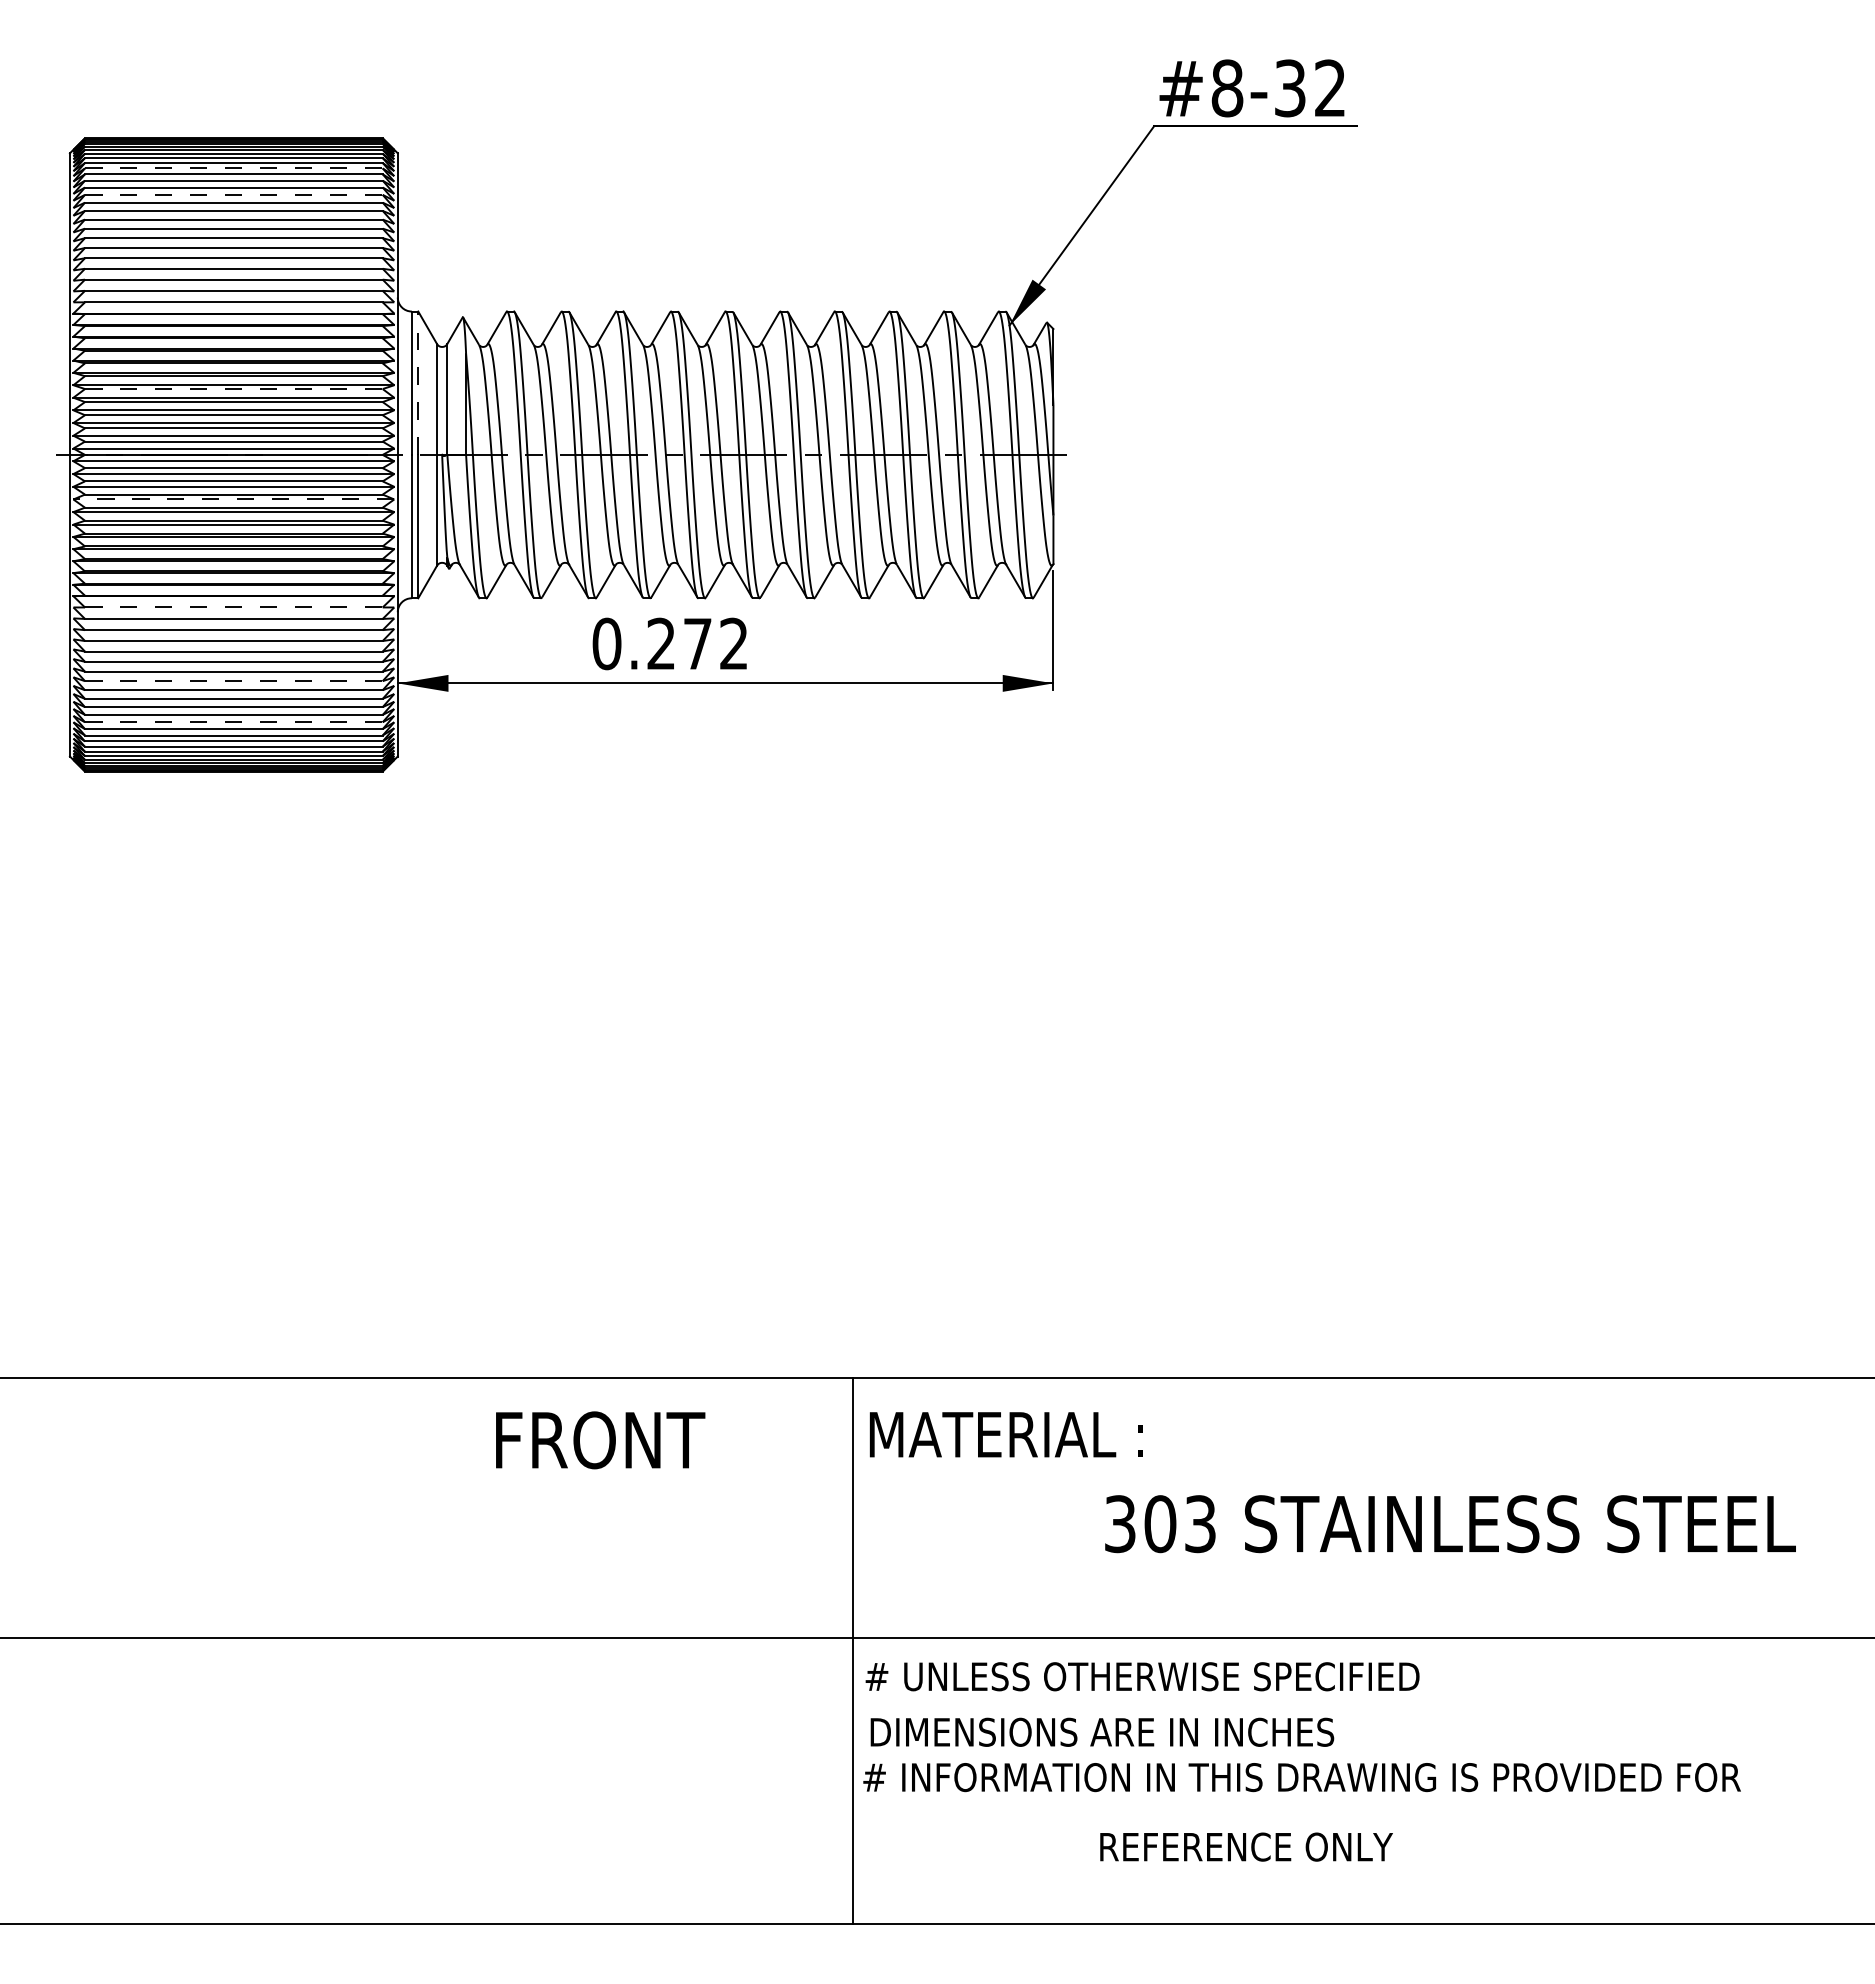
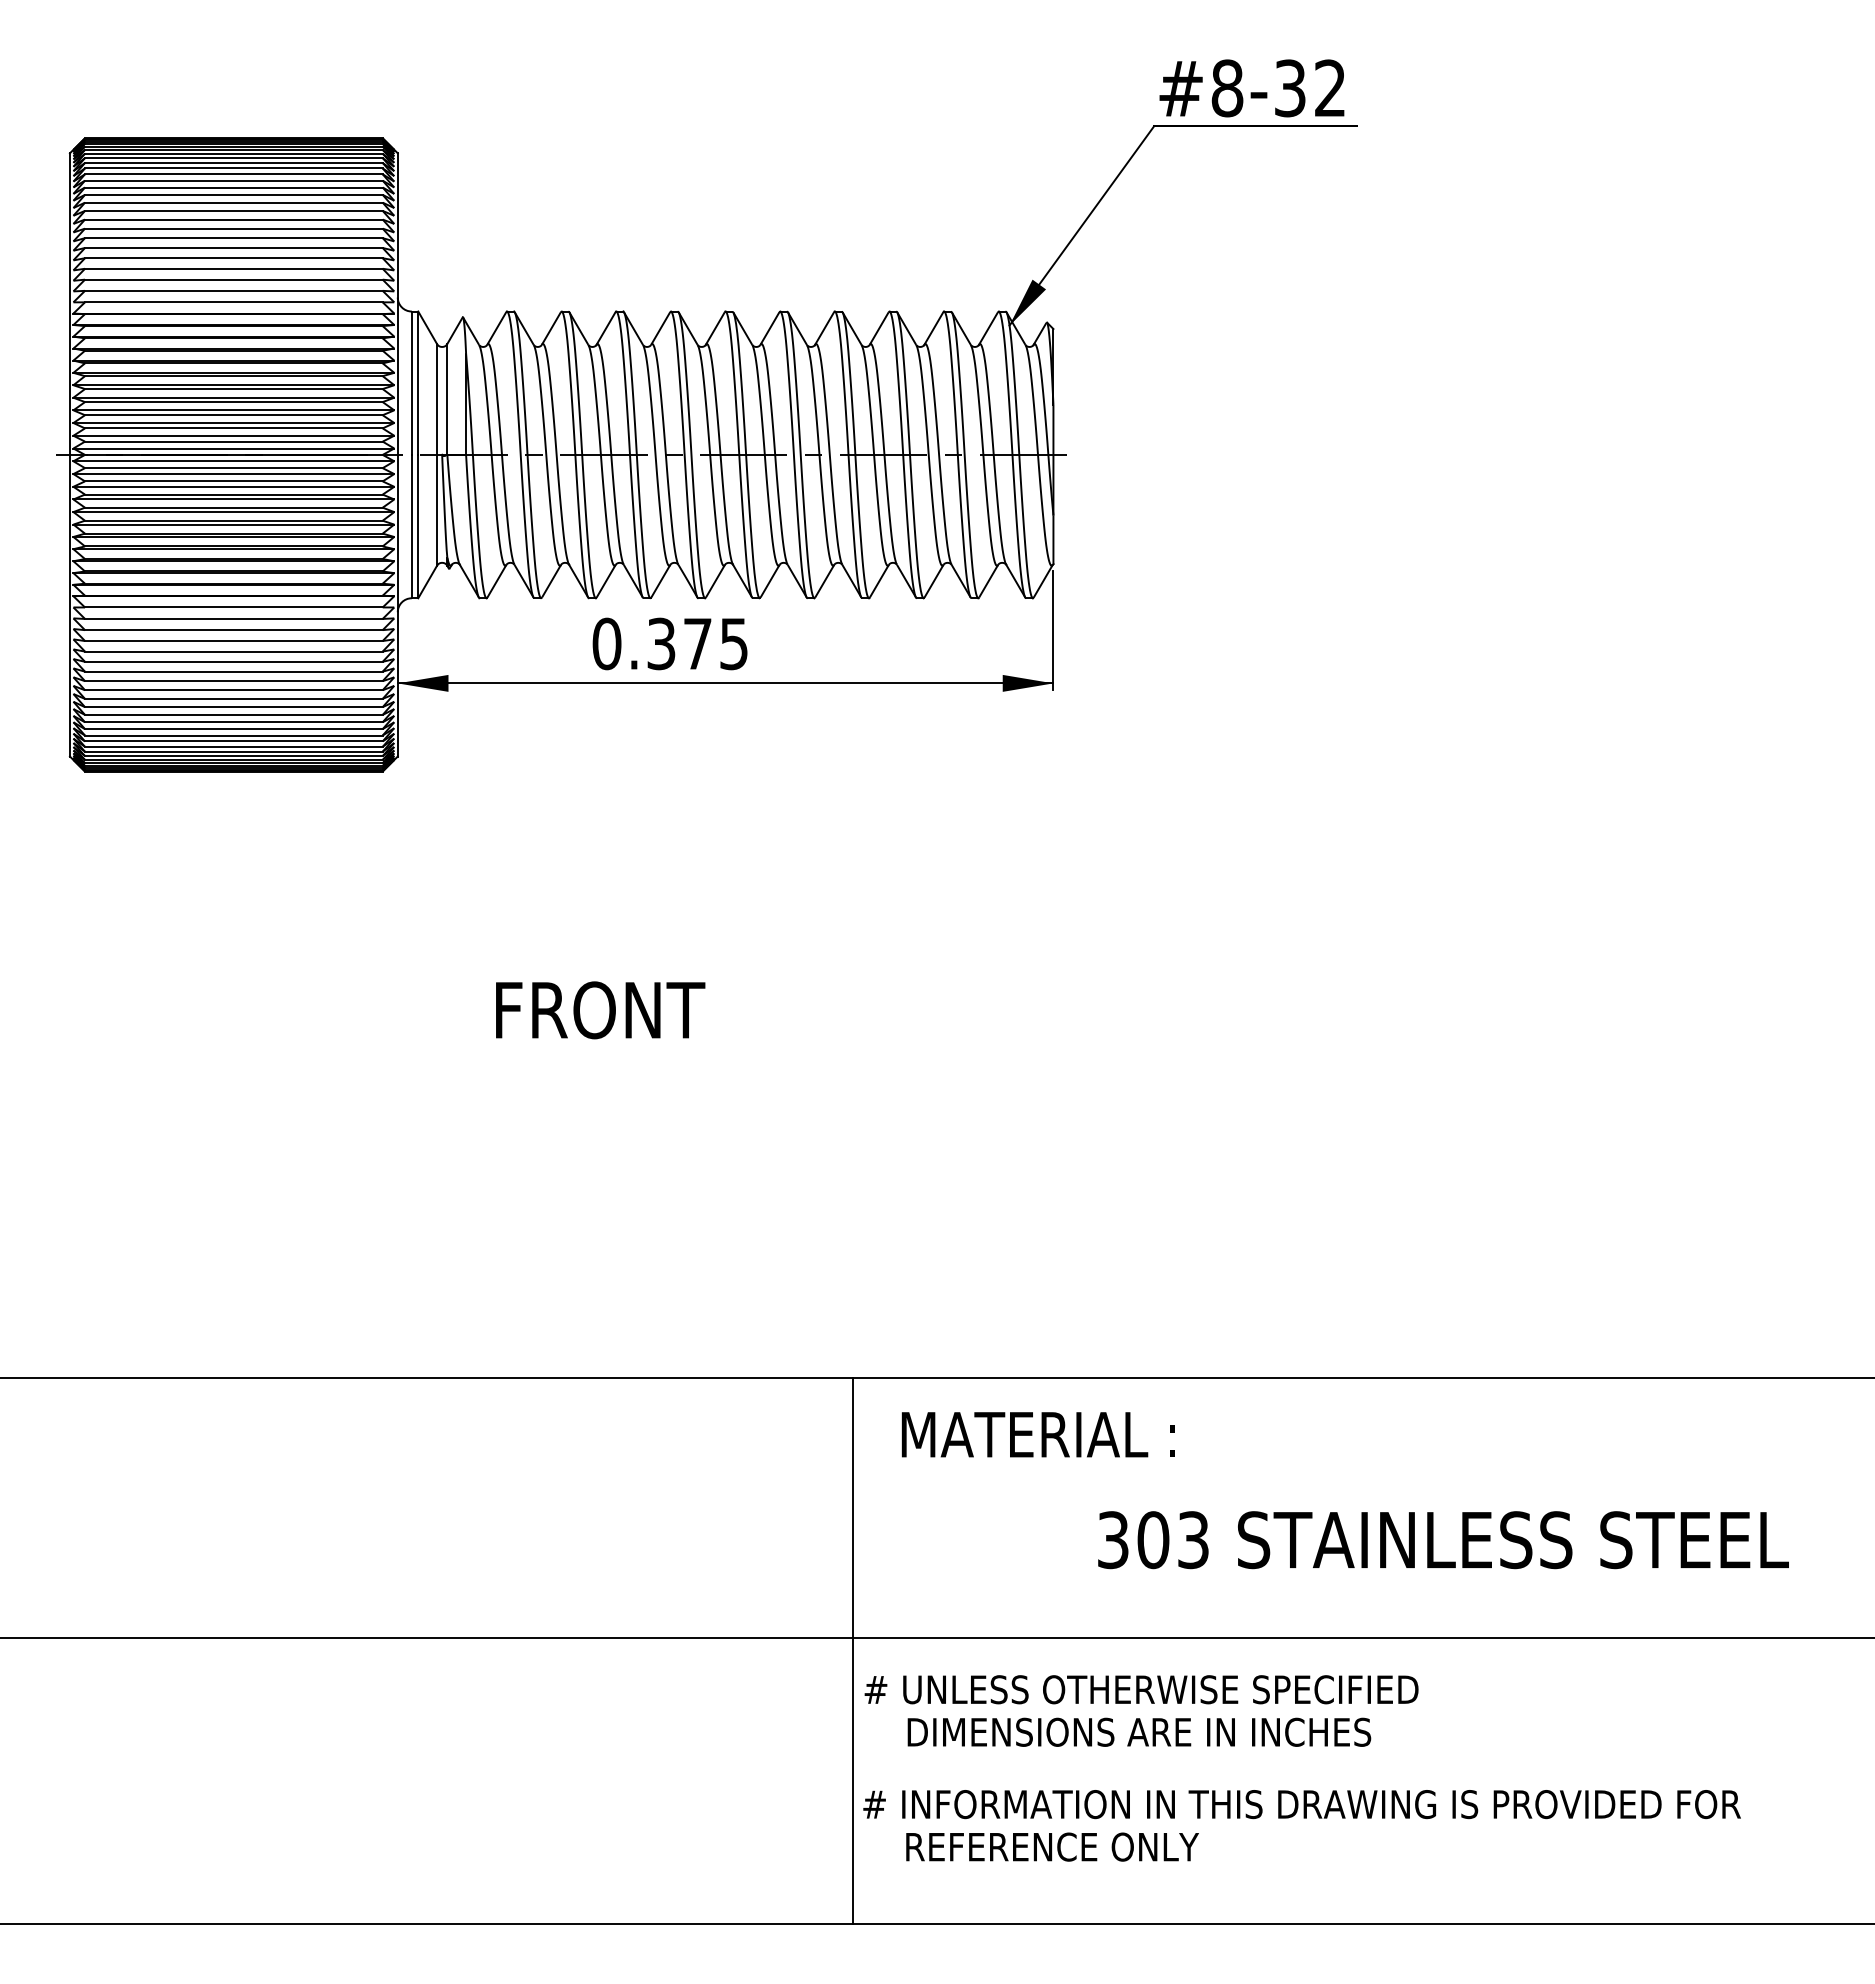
line: dashed -> solid (233, 168)
line: dashed -> solid (233, 194)
line: dashed -> solid (418, 383)
line: dashed -> solid (233, 389)
line: dashed -> solid (233, 499)
line: dashed -> solid (233, 607)
text: 0.272 -> 0.375 (697, 643)
line: dashed -> solid (233, 681)
line: dashed -> solid (233, 722)
text position: (1005, 1434) -> (1037, 1434) (1037, 1434)
text position: (600, 1440) -> (600, 1010) (600, 1010)
text position: (1450, 1524) -> (1443, 1540) (1443, 1540)
text position: (1142, 1676) -> (1141, 1689) (1141, 1689)
text position: (1102, 1731) -> (1139, 1731) (1139, 1731)
text position: (1301, 1777) -> (1301, 1804) (1301, 1804)
text position: (1246, 1846) -> (1052, 1846) (1052, 1846)
